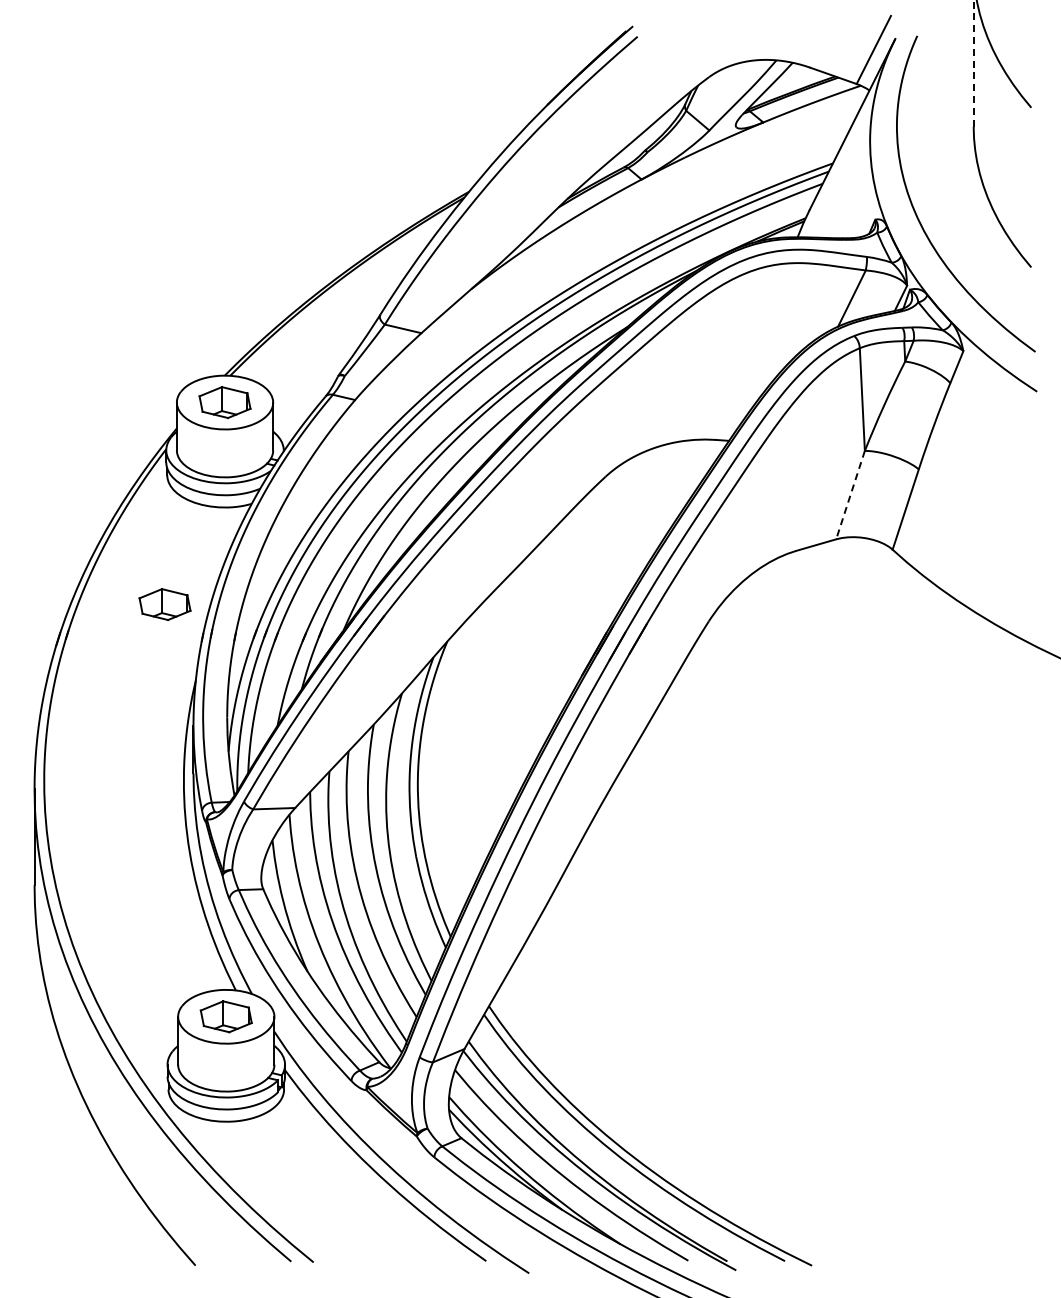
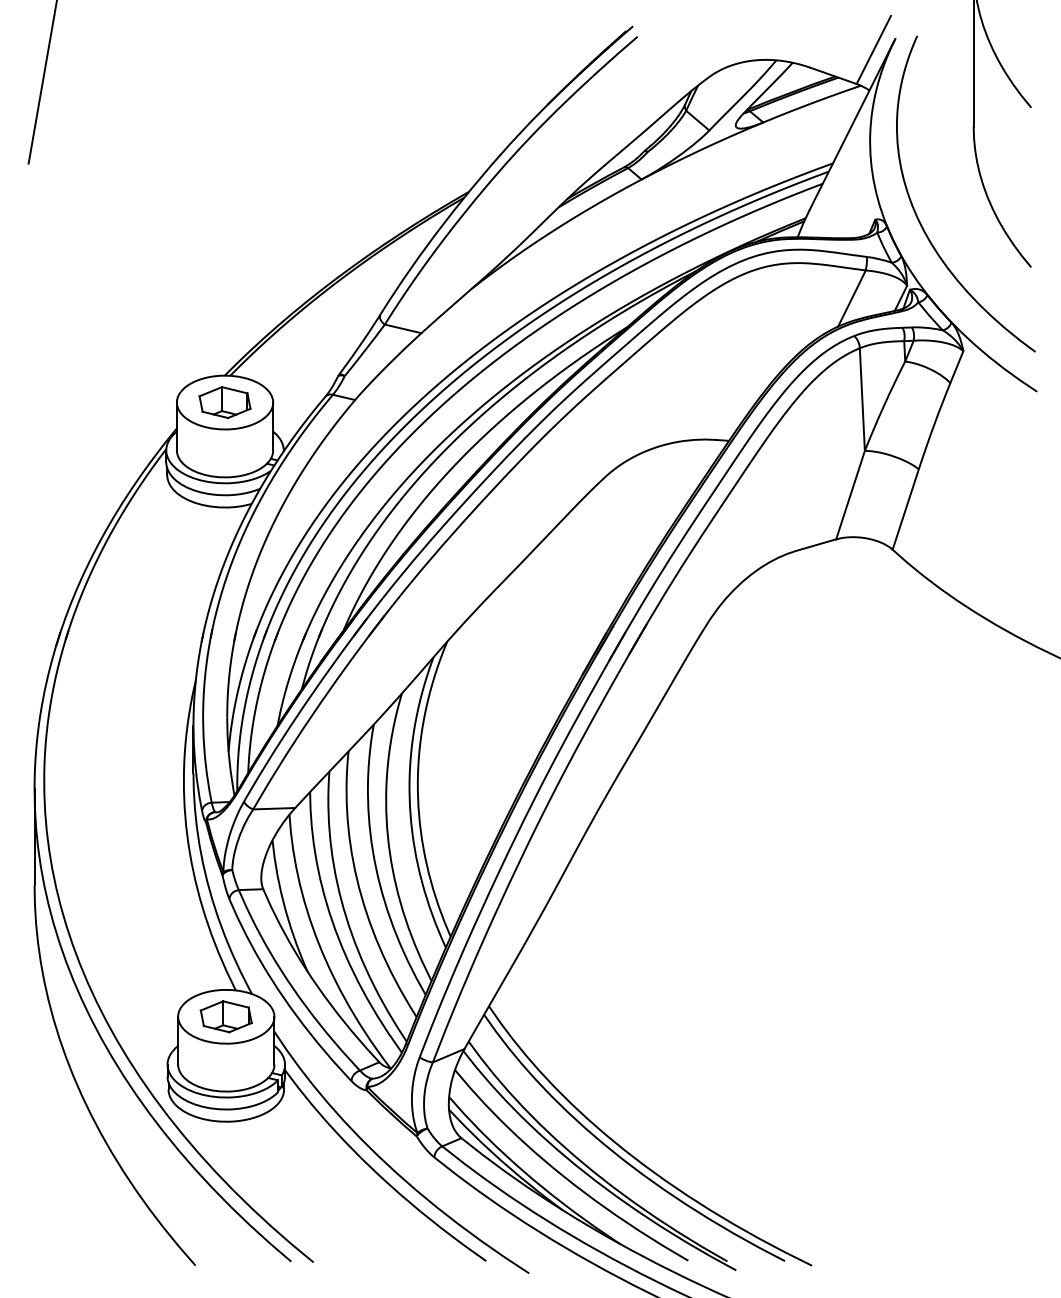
line: dashed -> solid (973, 63)
line: none -> present (42, 82)
line: dashed -> solid (850, 495)
part: present -> none (164, 604)
